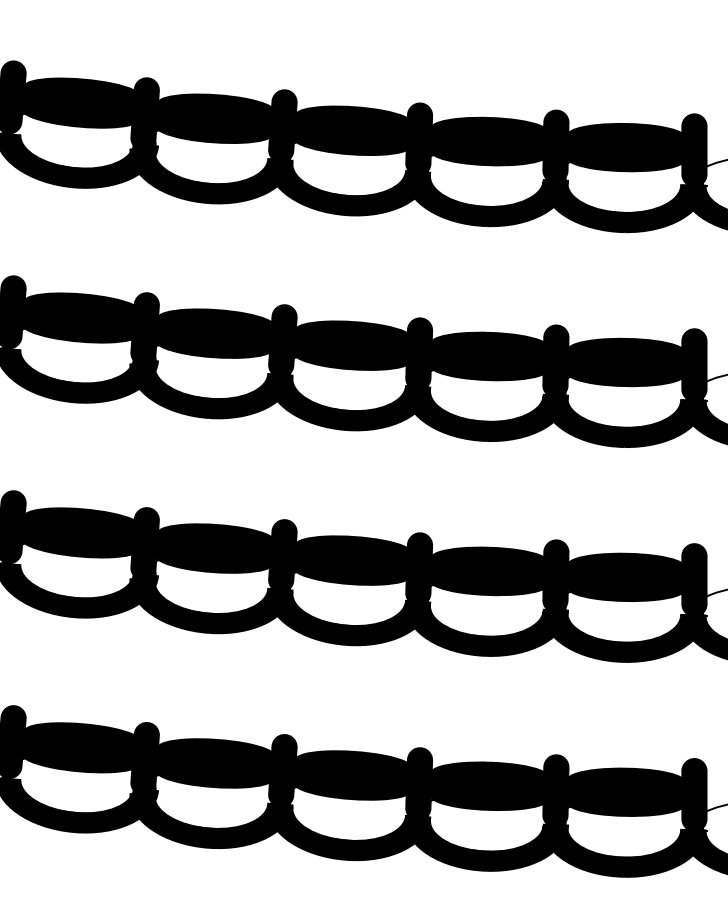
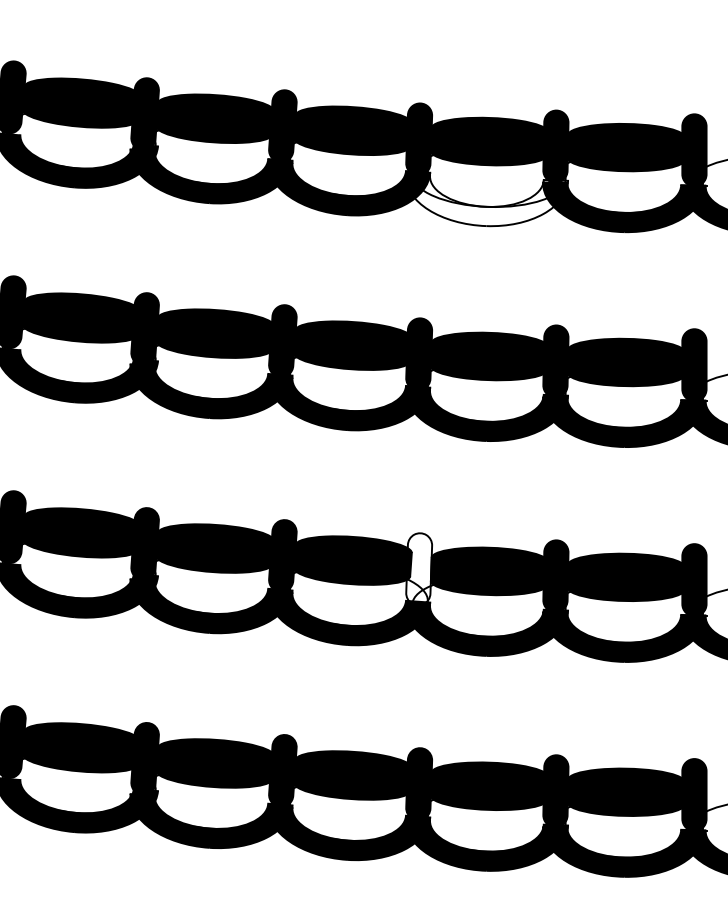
fill: present -> none (486, 200)
fill: present -> none (419, 569)
